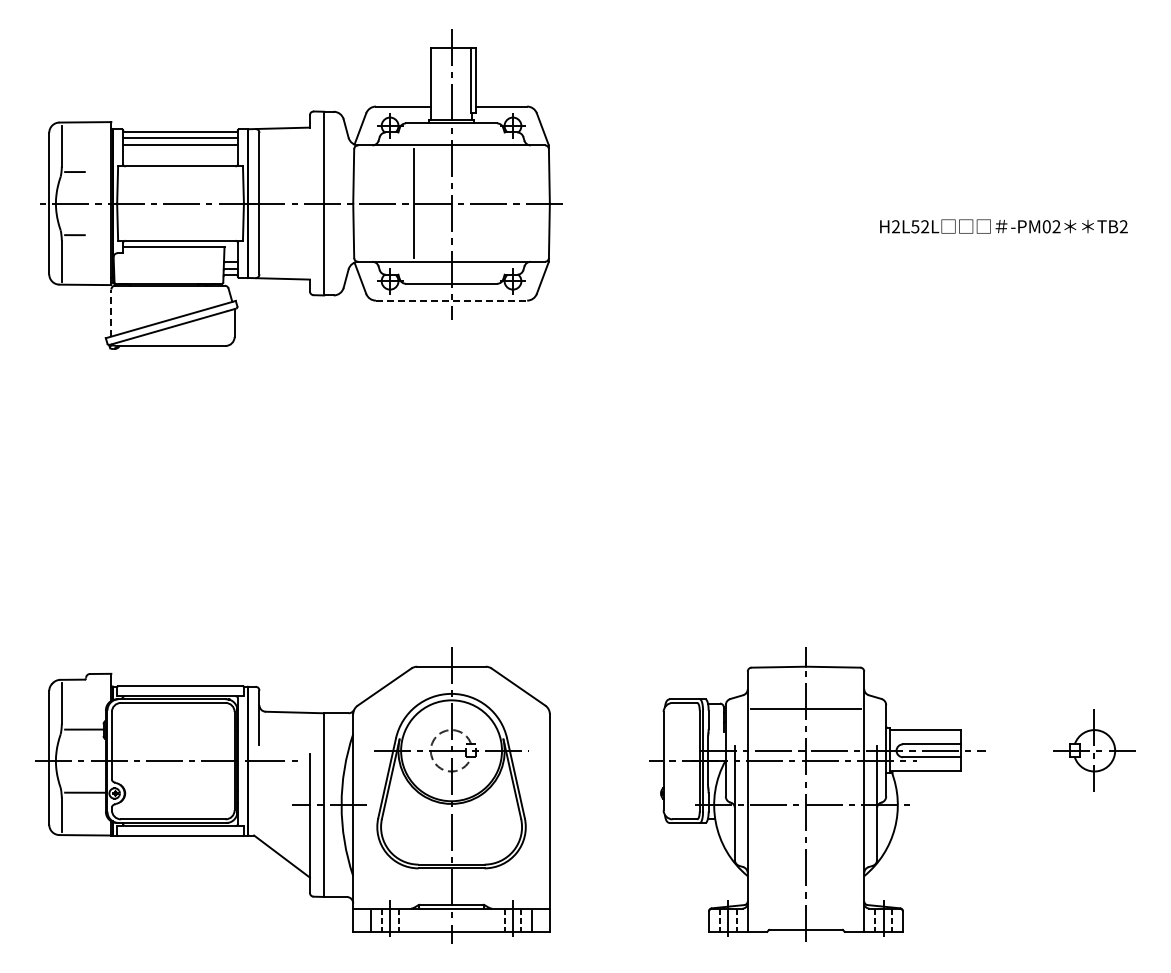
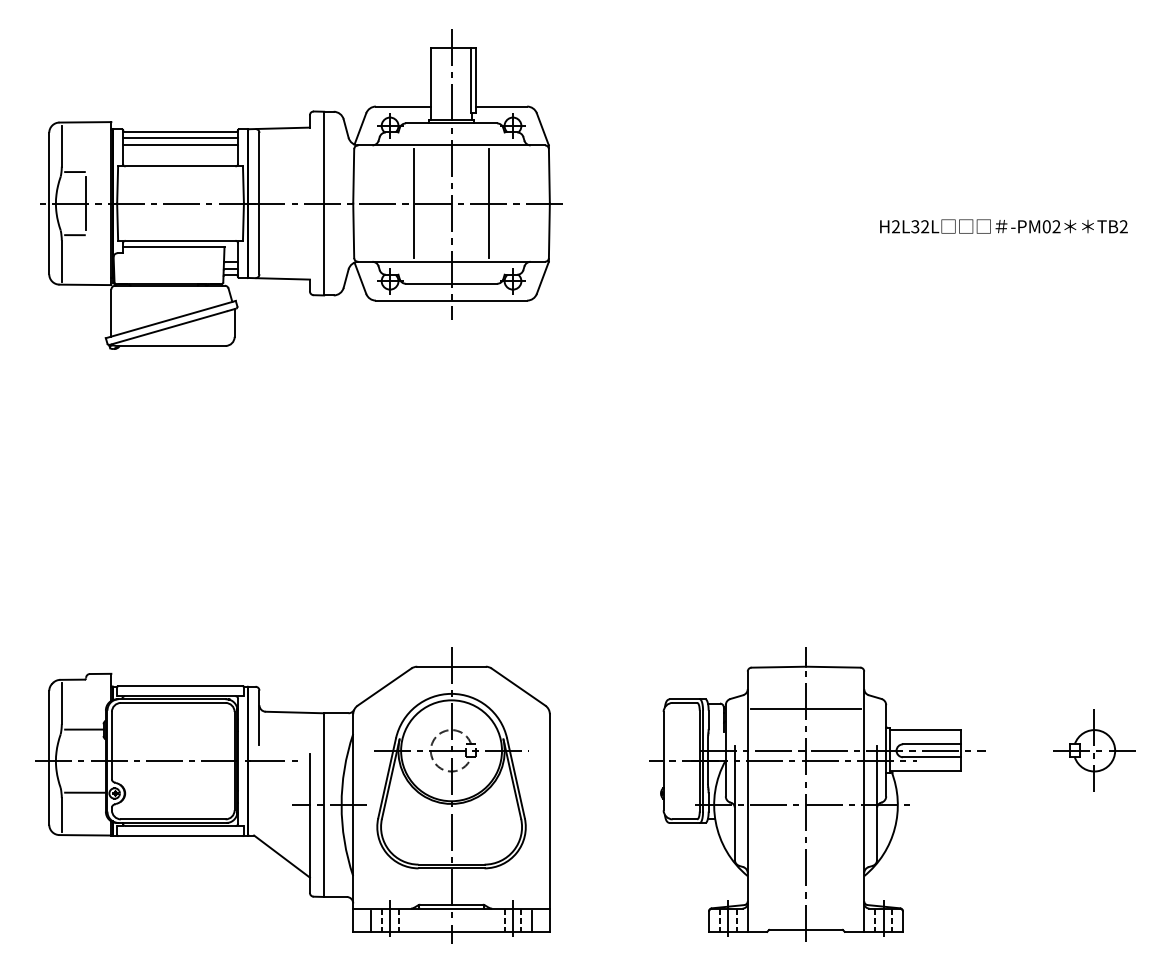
line: none -> present (86, 203)
line: none -> present (489, 203)
text: H2L52L -> H2L32L (915, 226)
line: dashed -> solid (451, 300)
line: dashed -> solid (111, 313)
